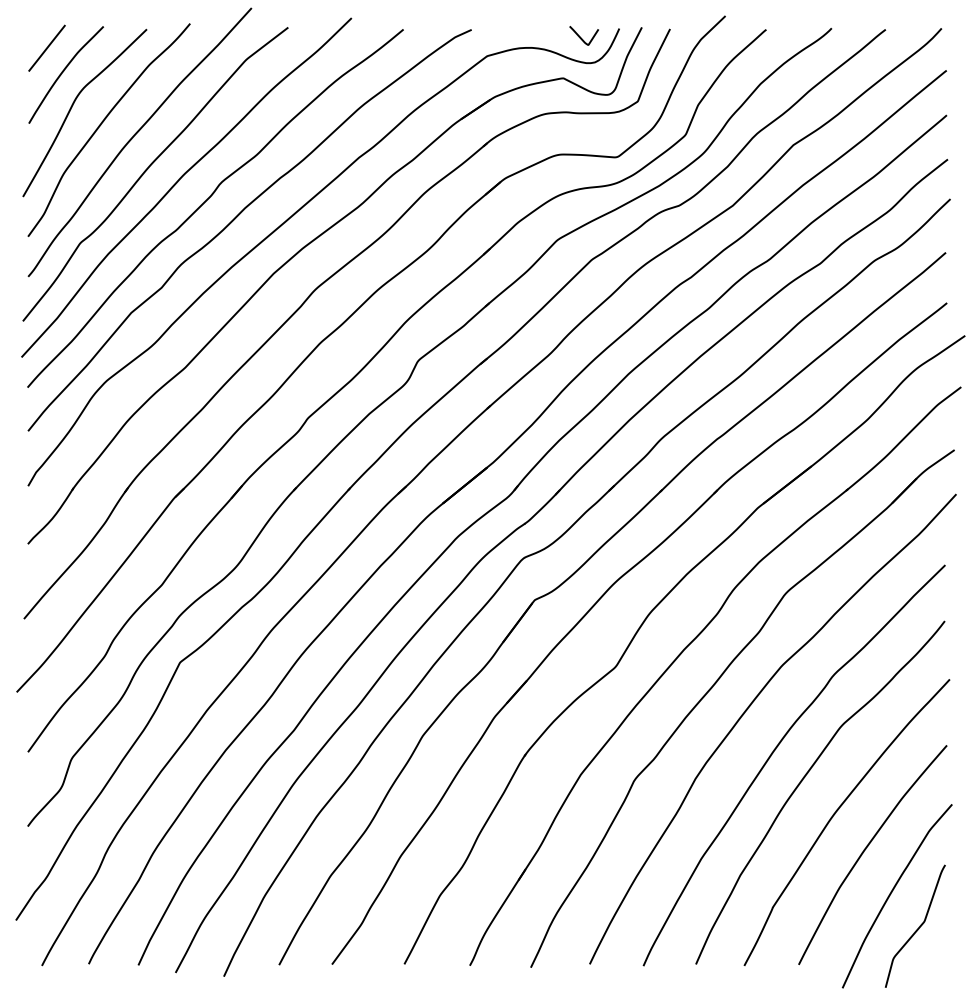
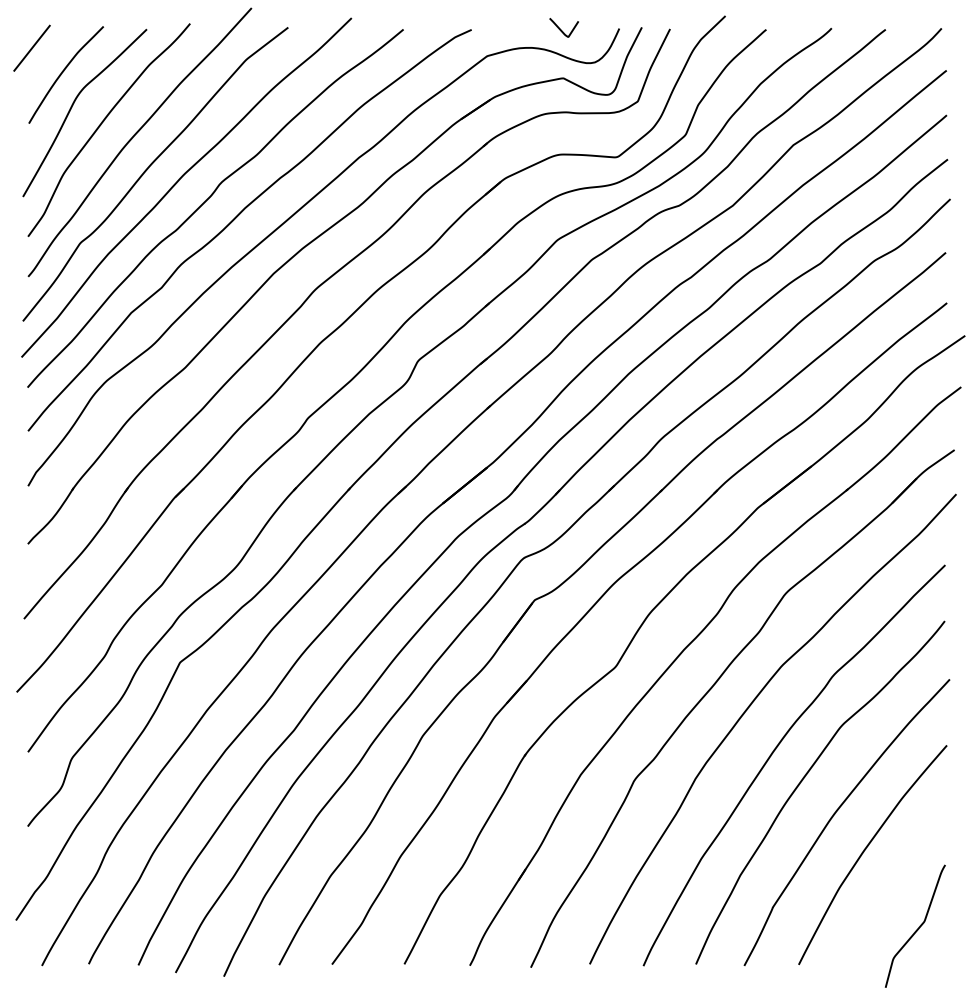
curve position: (581, 37) -> (561, 29) (561, 29)
line position: (46, 47) -> (31, 47) (31, 47)
curve: present -> none (891, 894)
